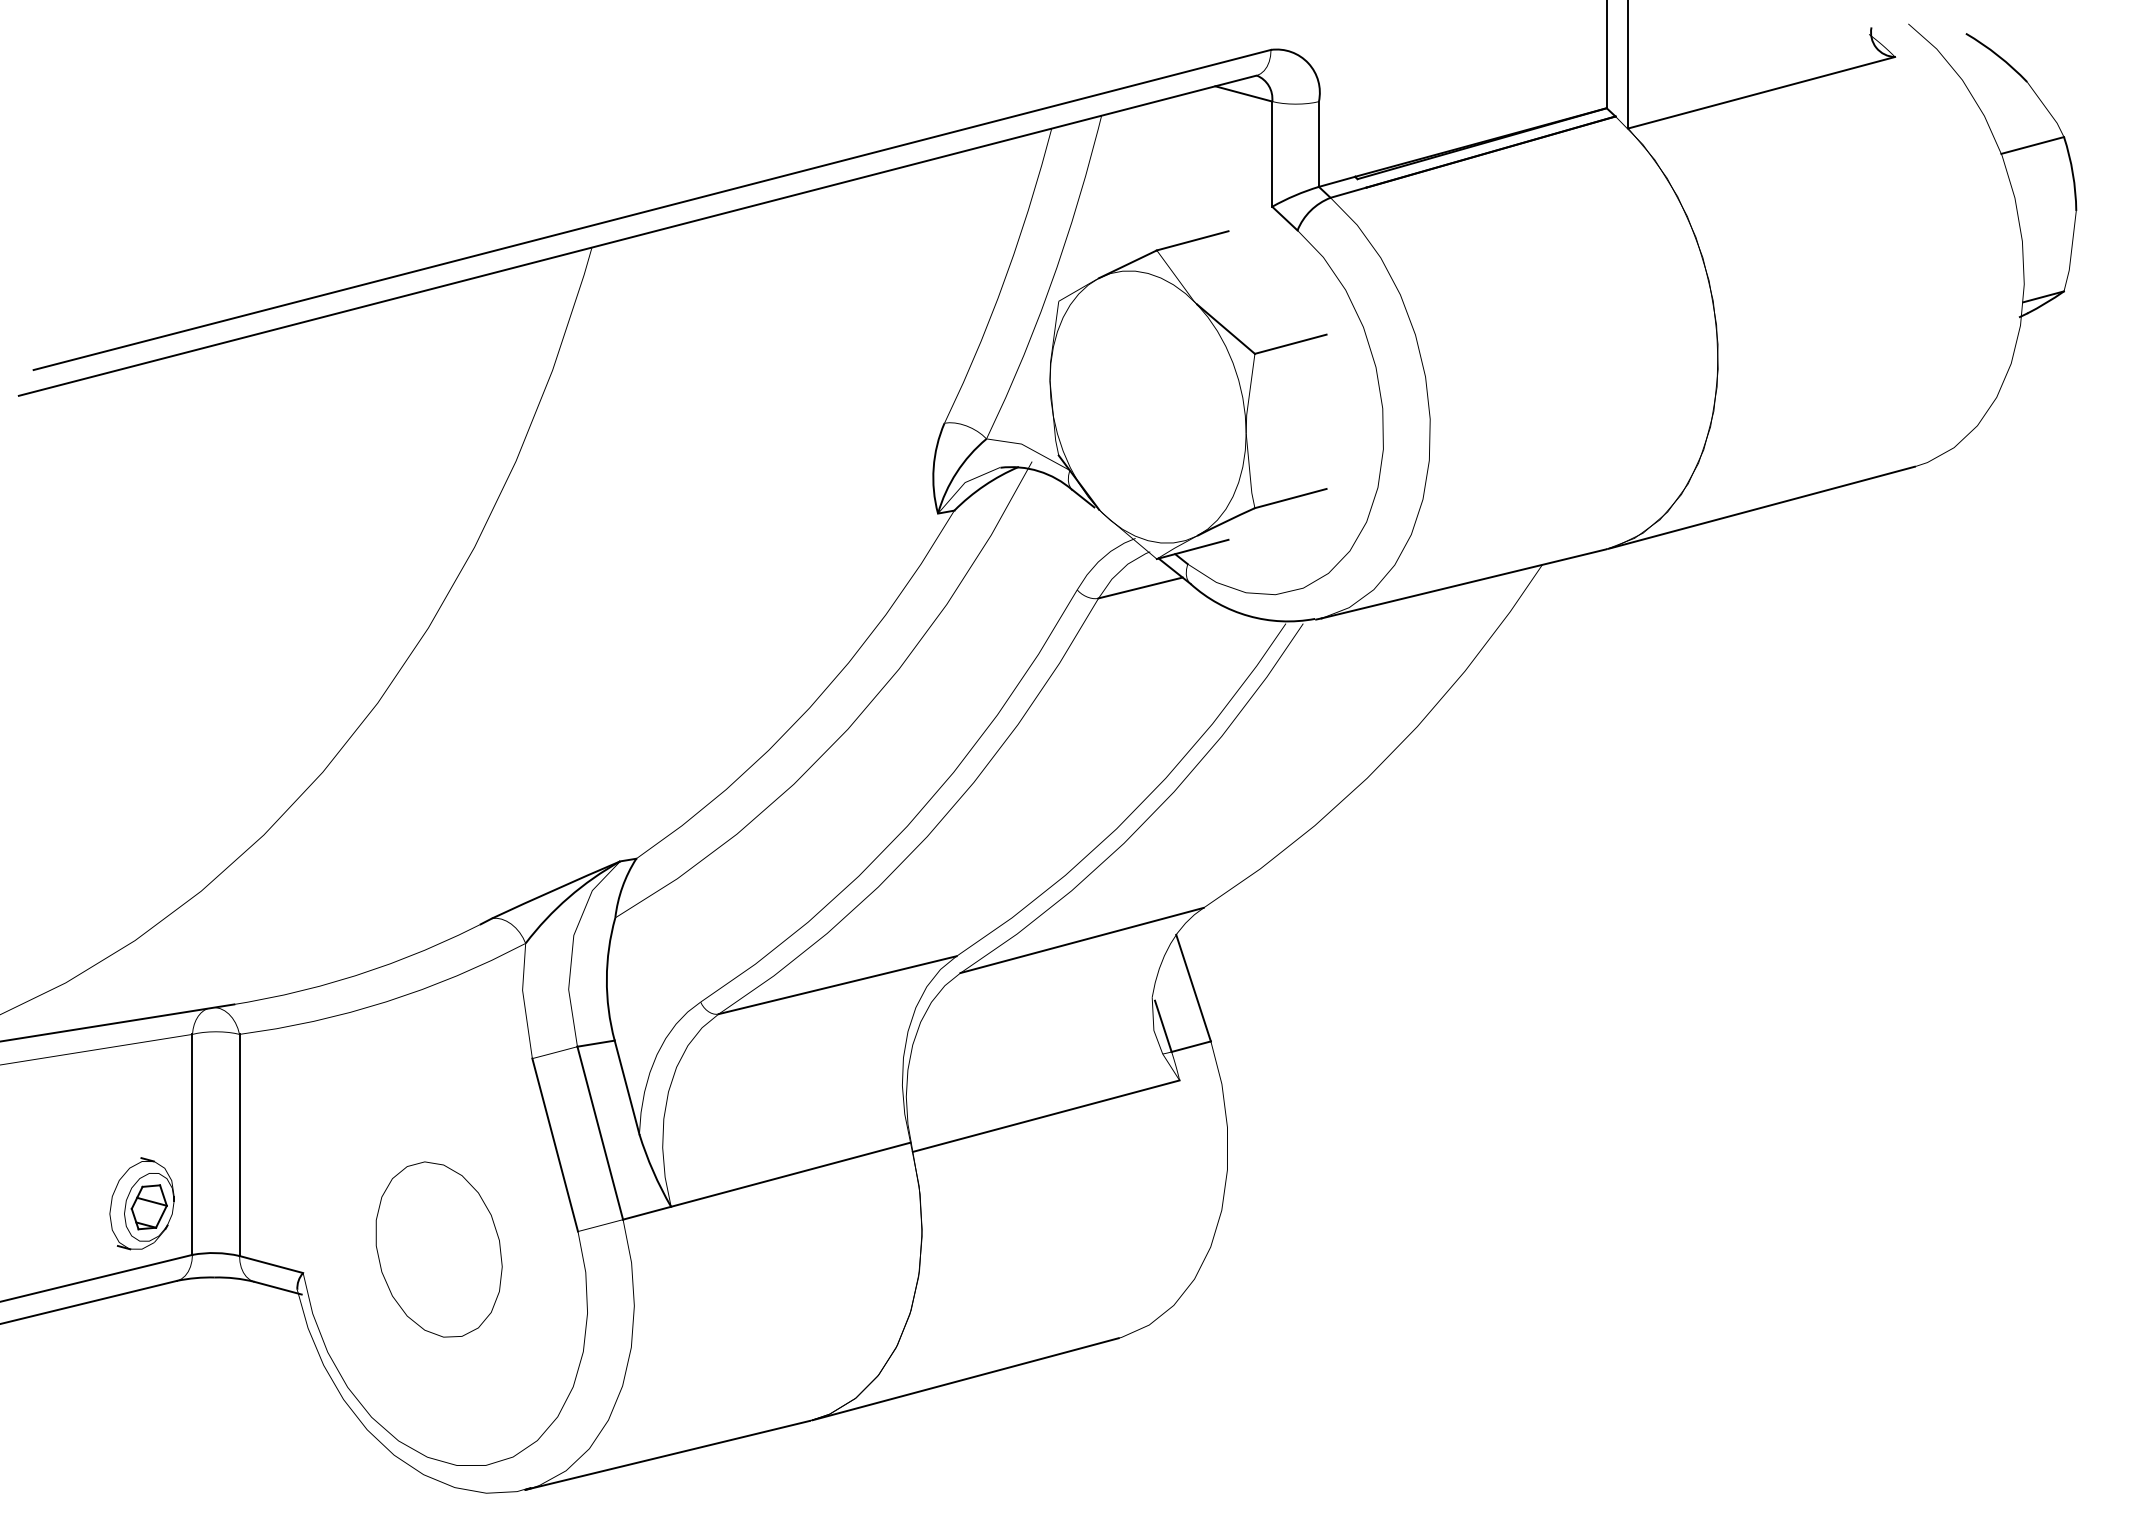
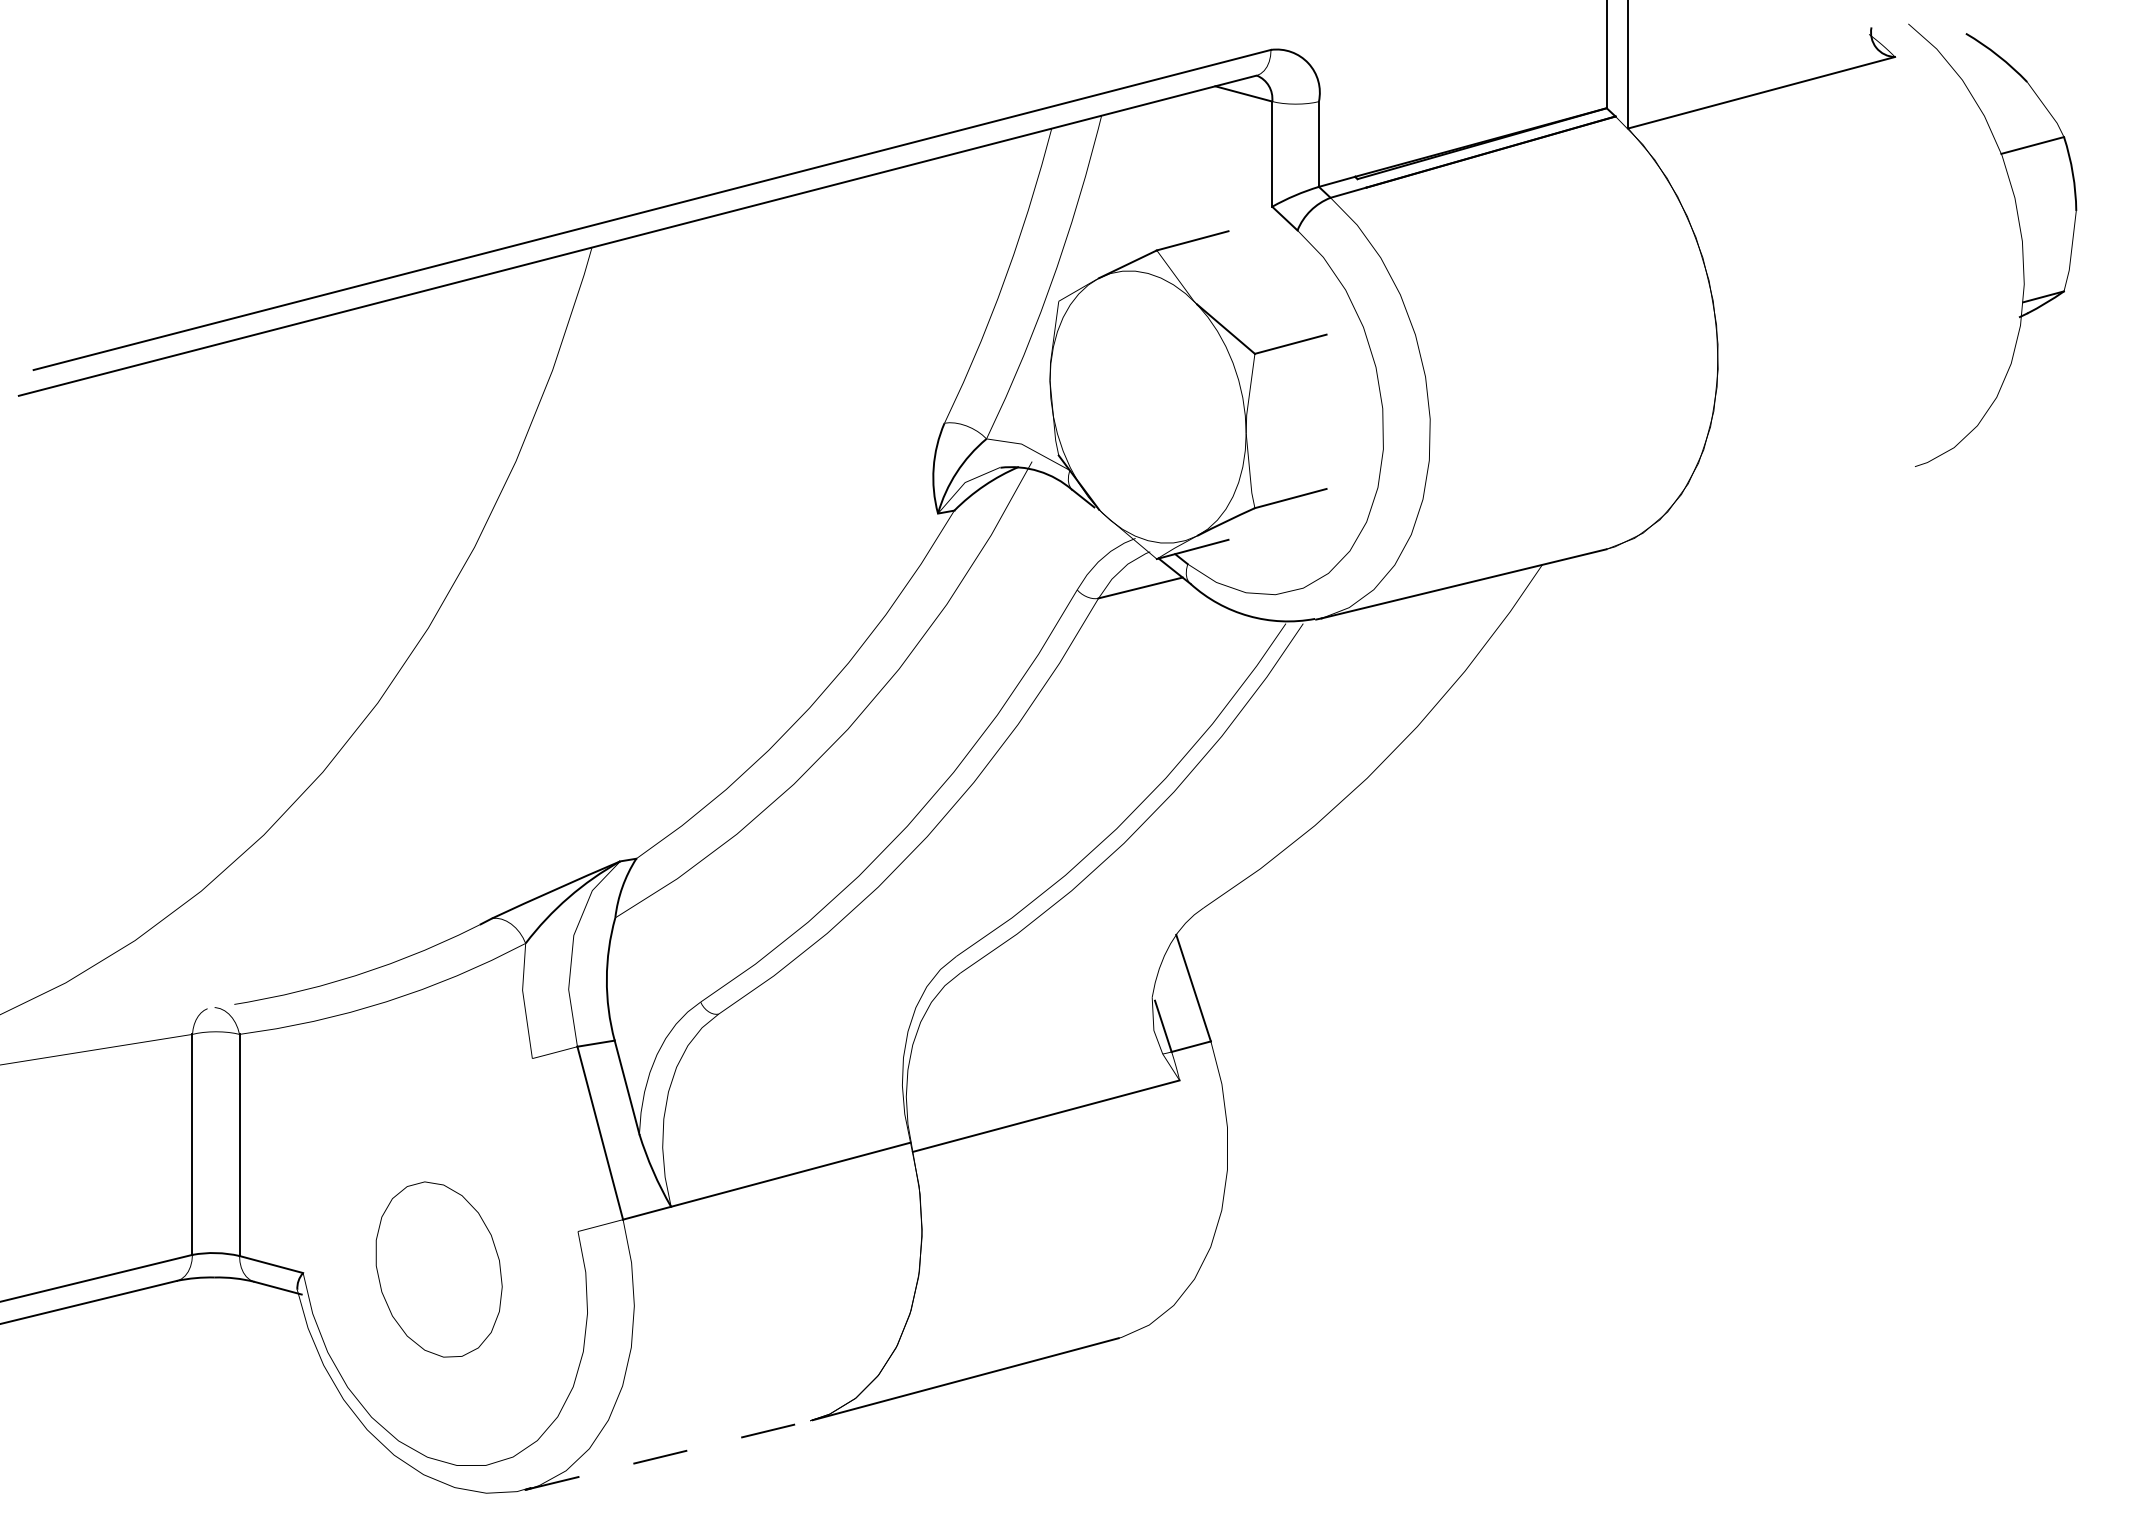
line: present -> none (1761, 507)
line: present -> none (1081, 940)
line: present -> none (837, 985)
line: present -> none (118, 1022)
line: present -> none (555, 1144)
part: present -> none (141, 1203)
part position: (438, 1249) -> (438, 1269) (438, 1269)
line: solid -> dashed (668, 1455)
